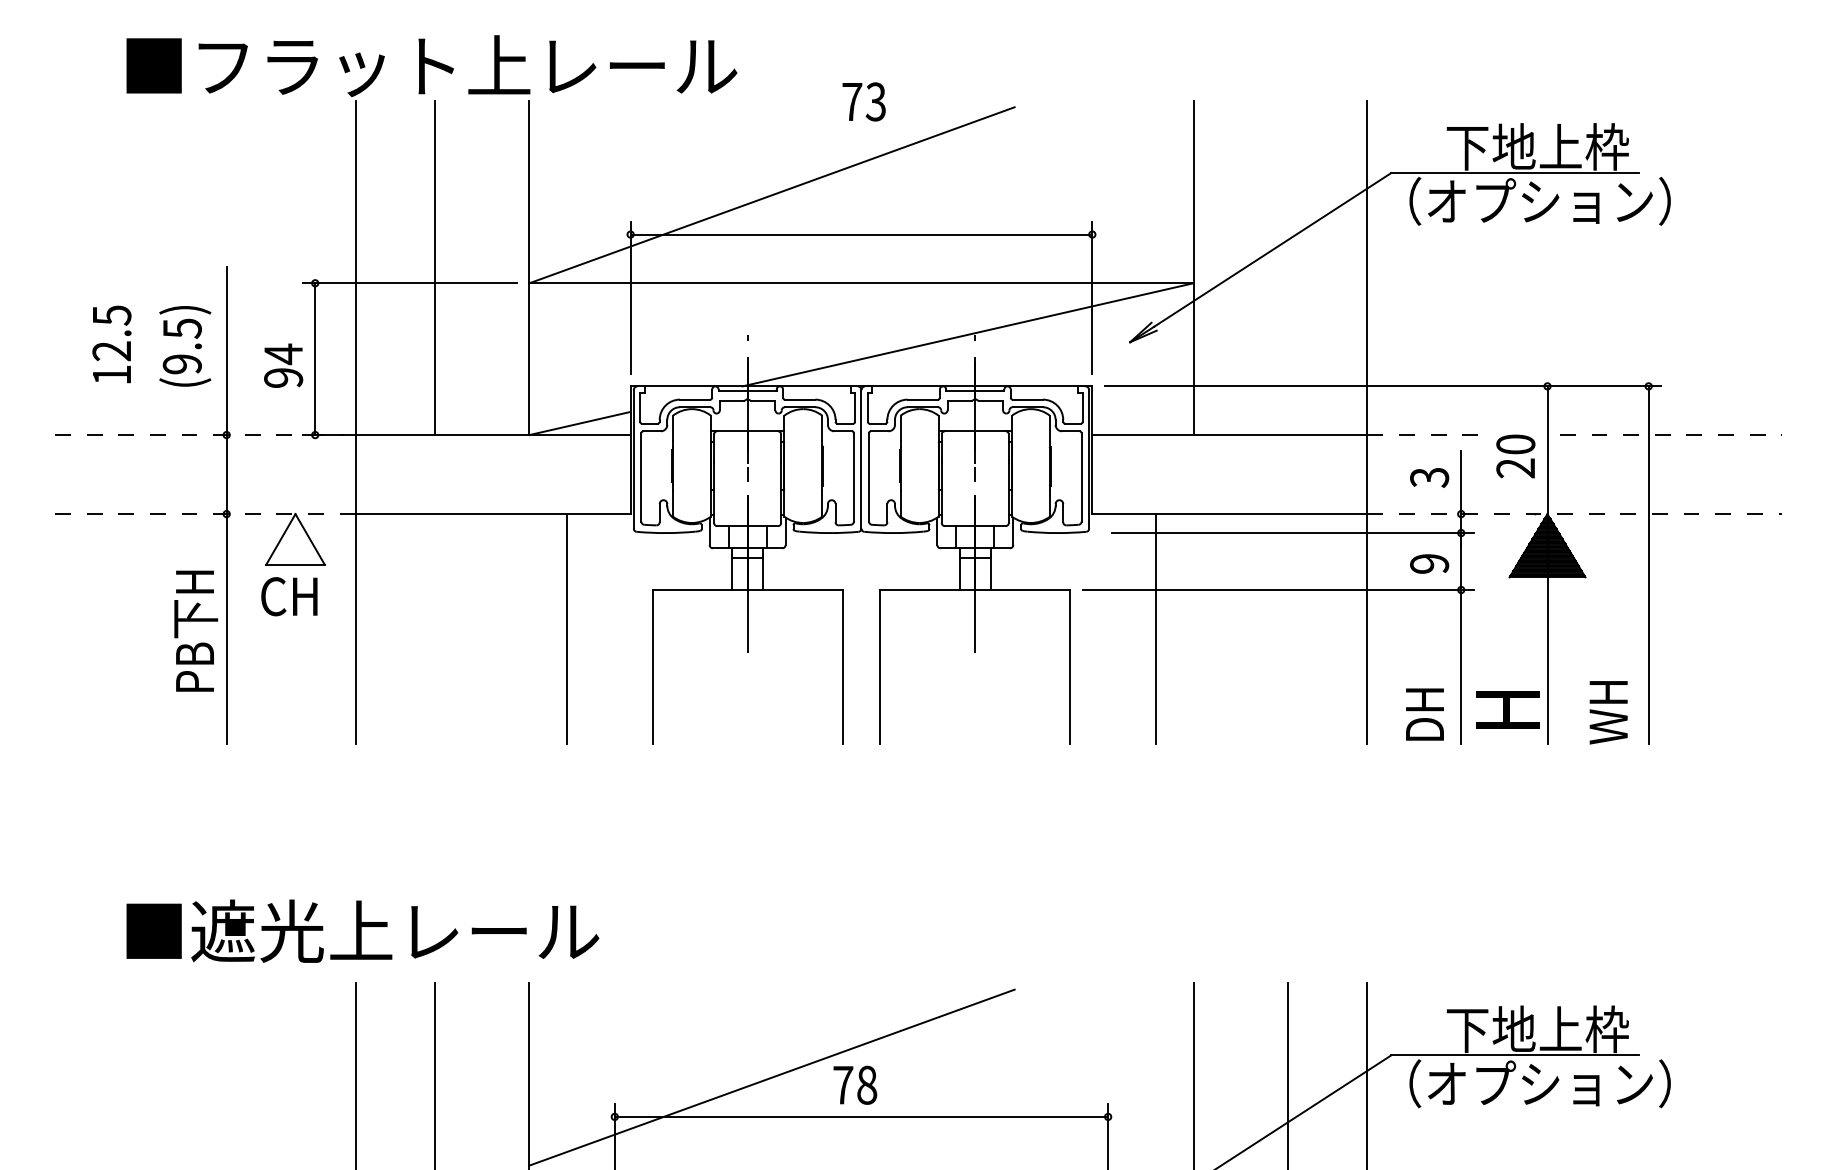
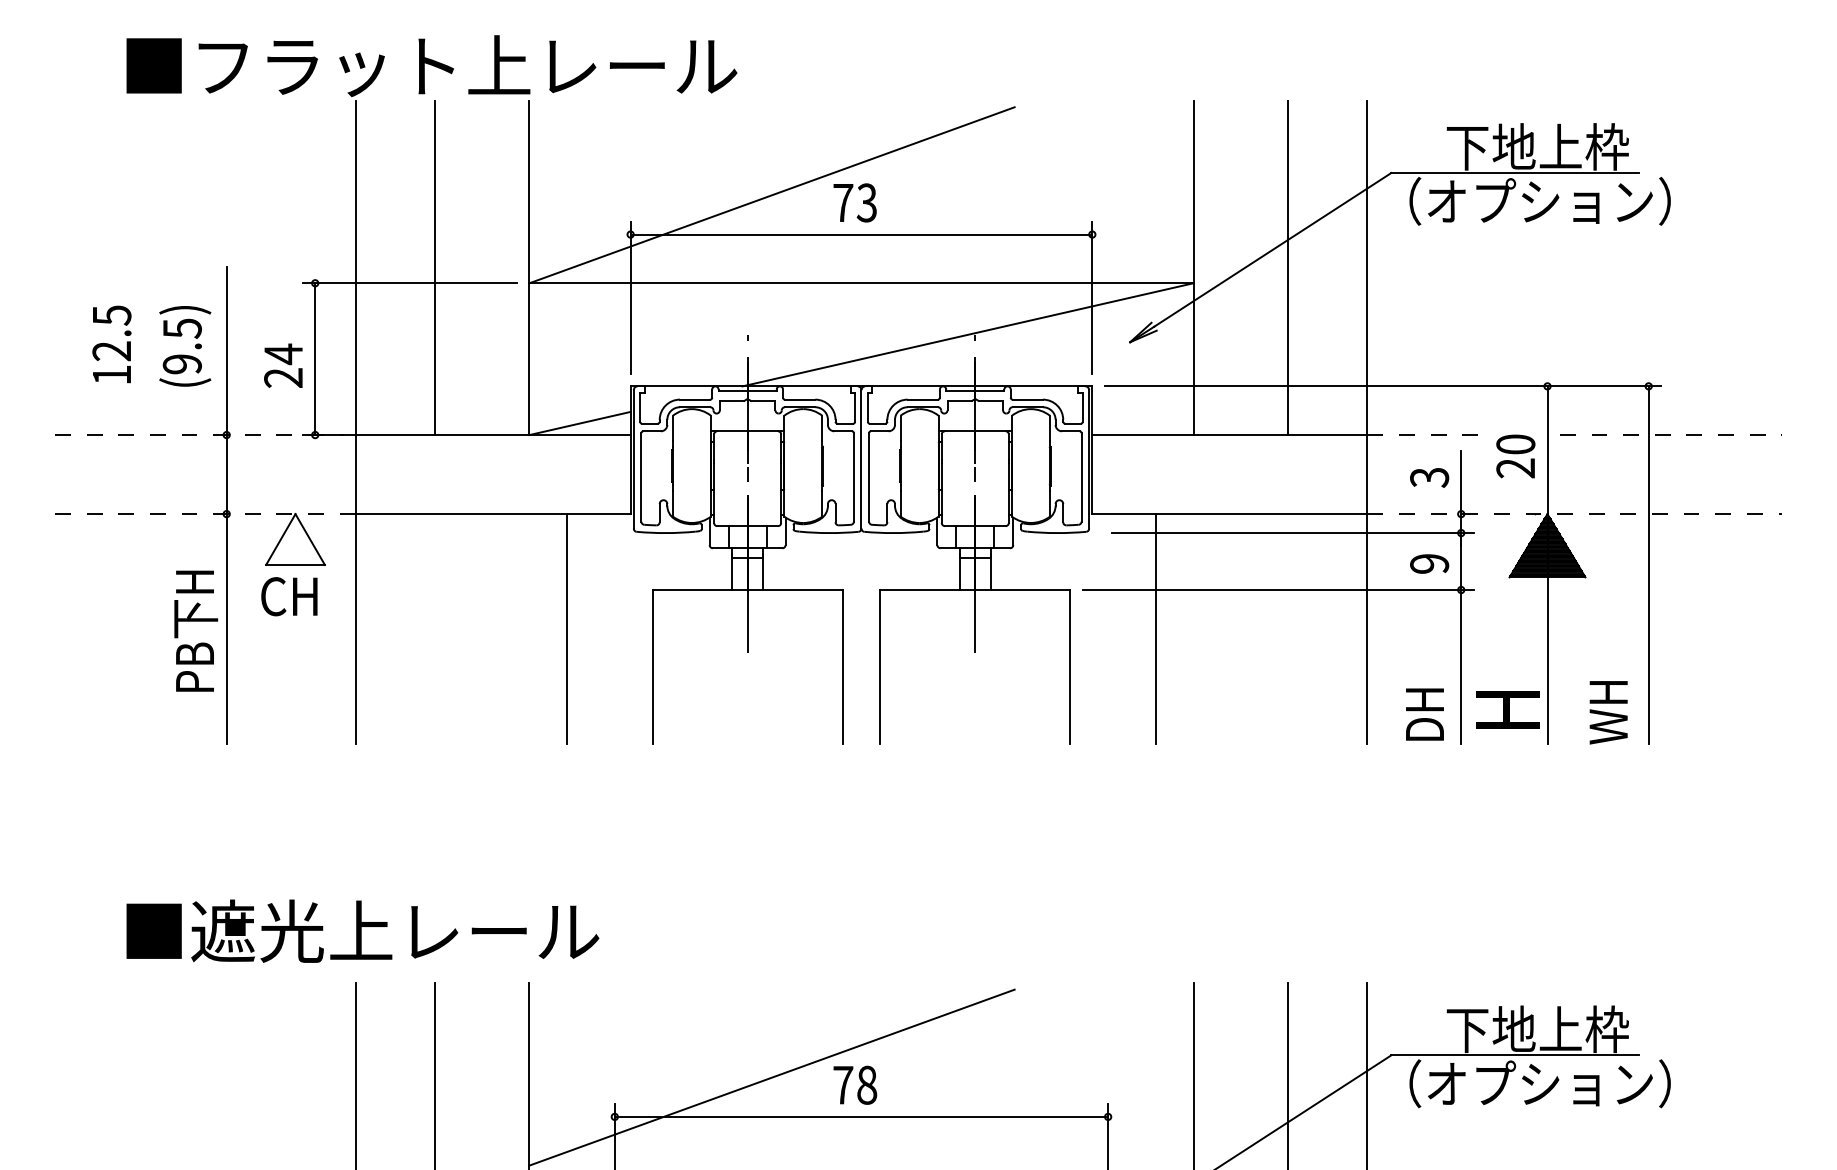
text position: (863, 101) -> (854, 202) (854, 202)
line: none -> present (1288, 268)
text: 94 -> 24 (283, 377)
